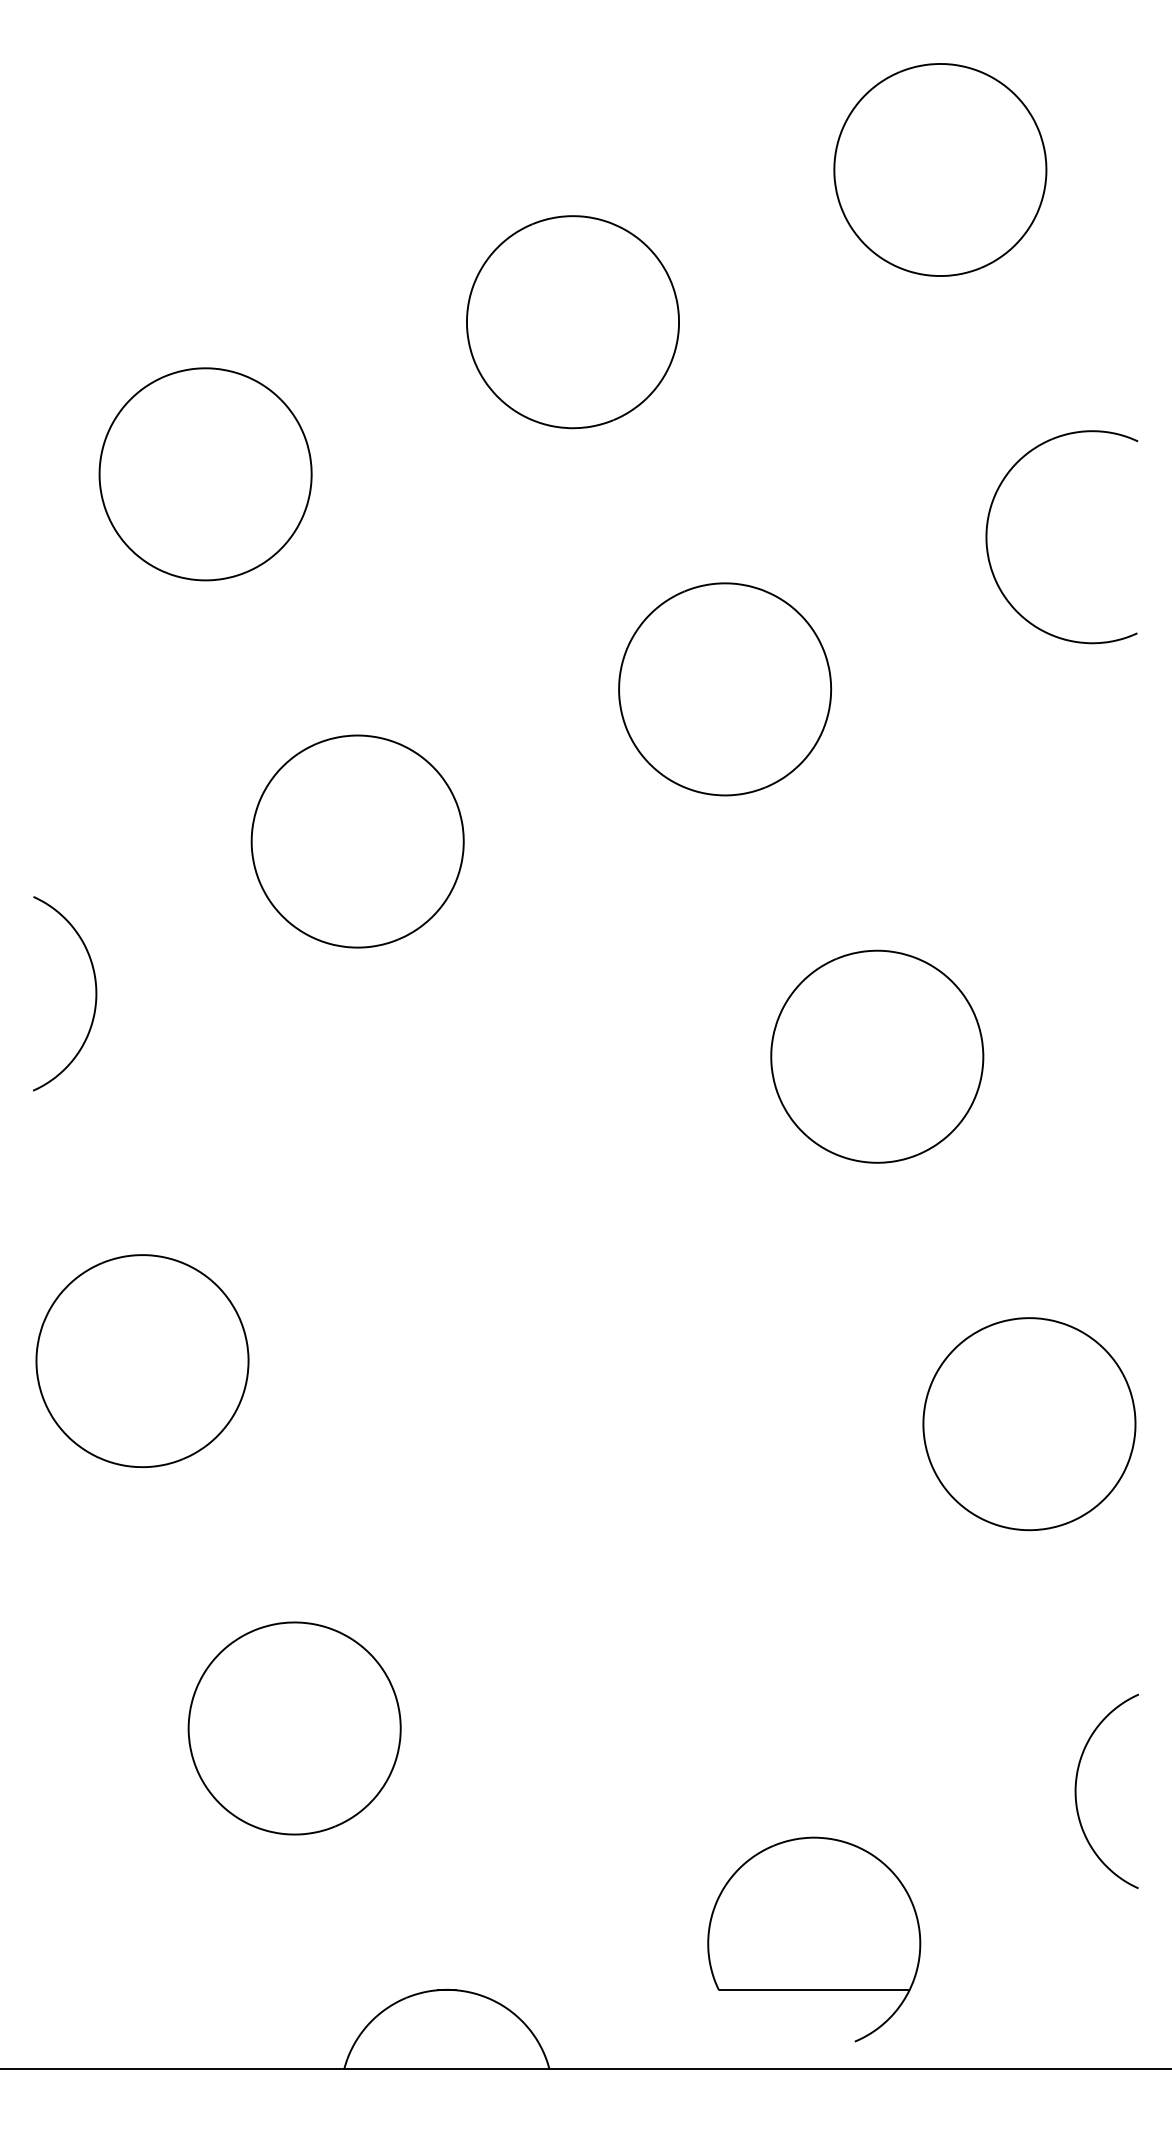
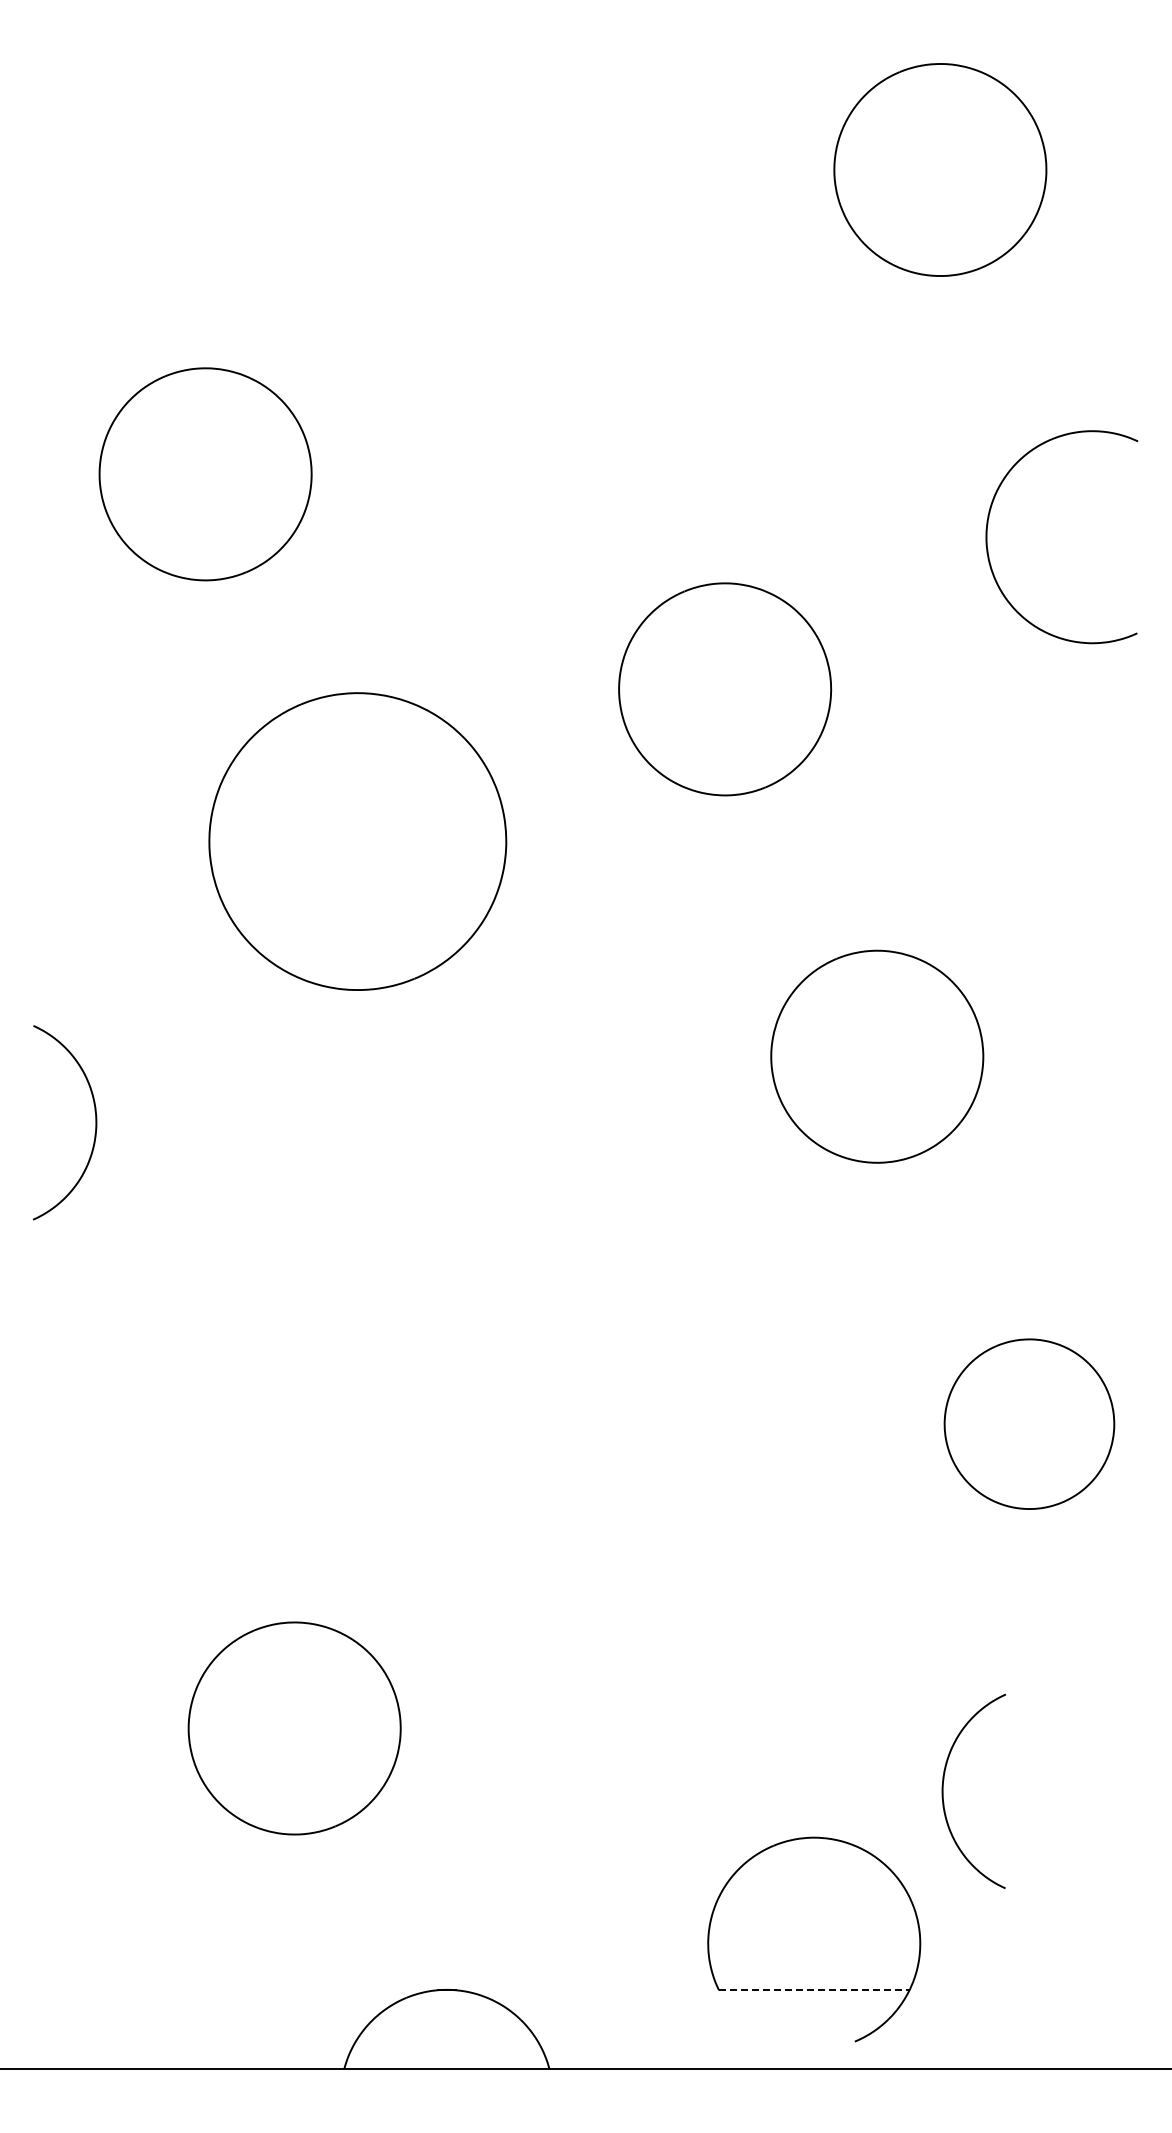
part: present -> none (572, 322)
part size: 215x215 px -> 300x299 px (357, 841)
curve position: (95, 993) -> (95, 1122) (95, 1122)
part: present -> none (142, 1360)
part size: 215x215 px -> 173x172 px (1029, 1423)
curve position: (1076, 1790) -> (943, 1790) (943, 1790)
line: solid -> dashed (814, 1990)
